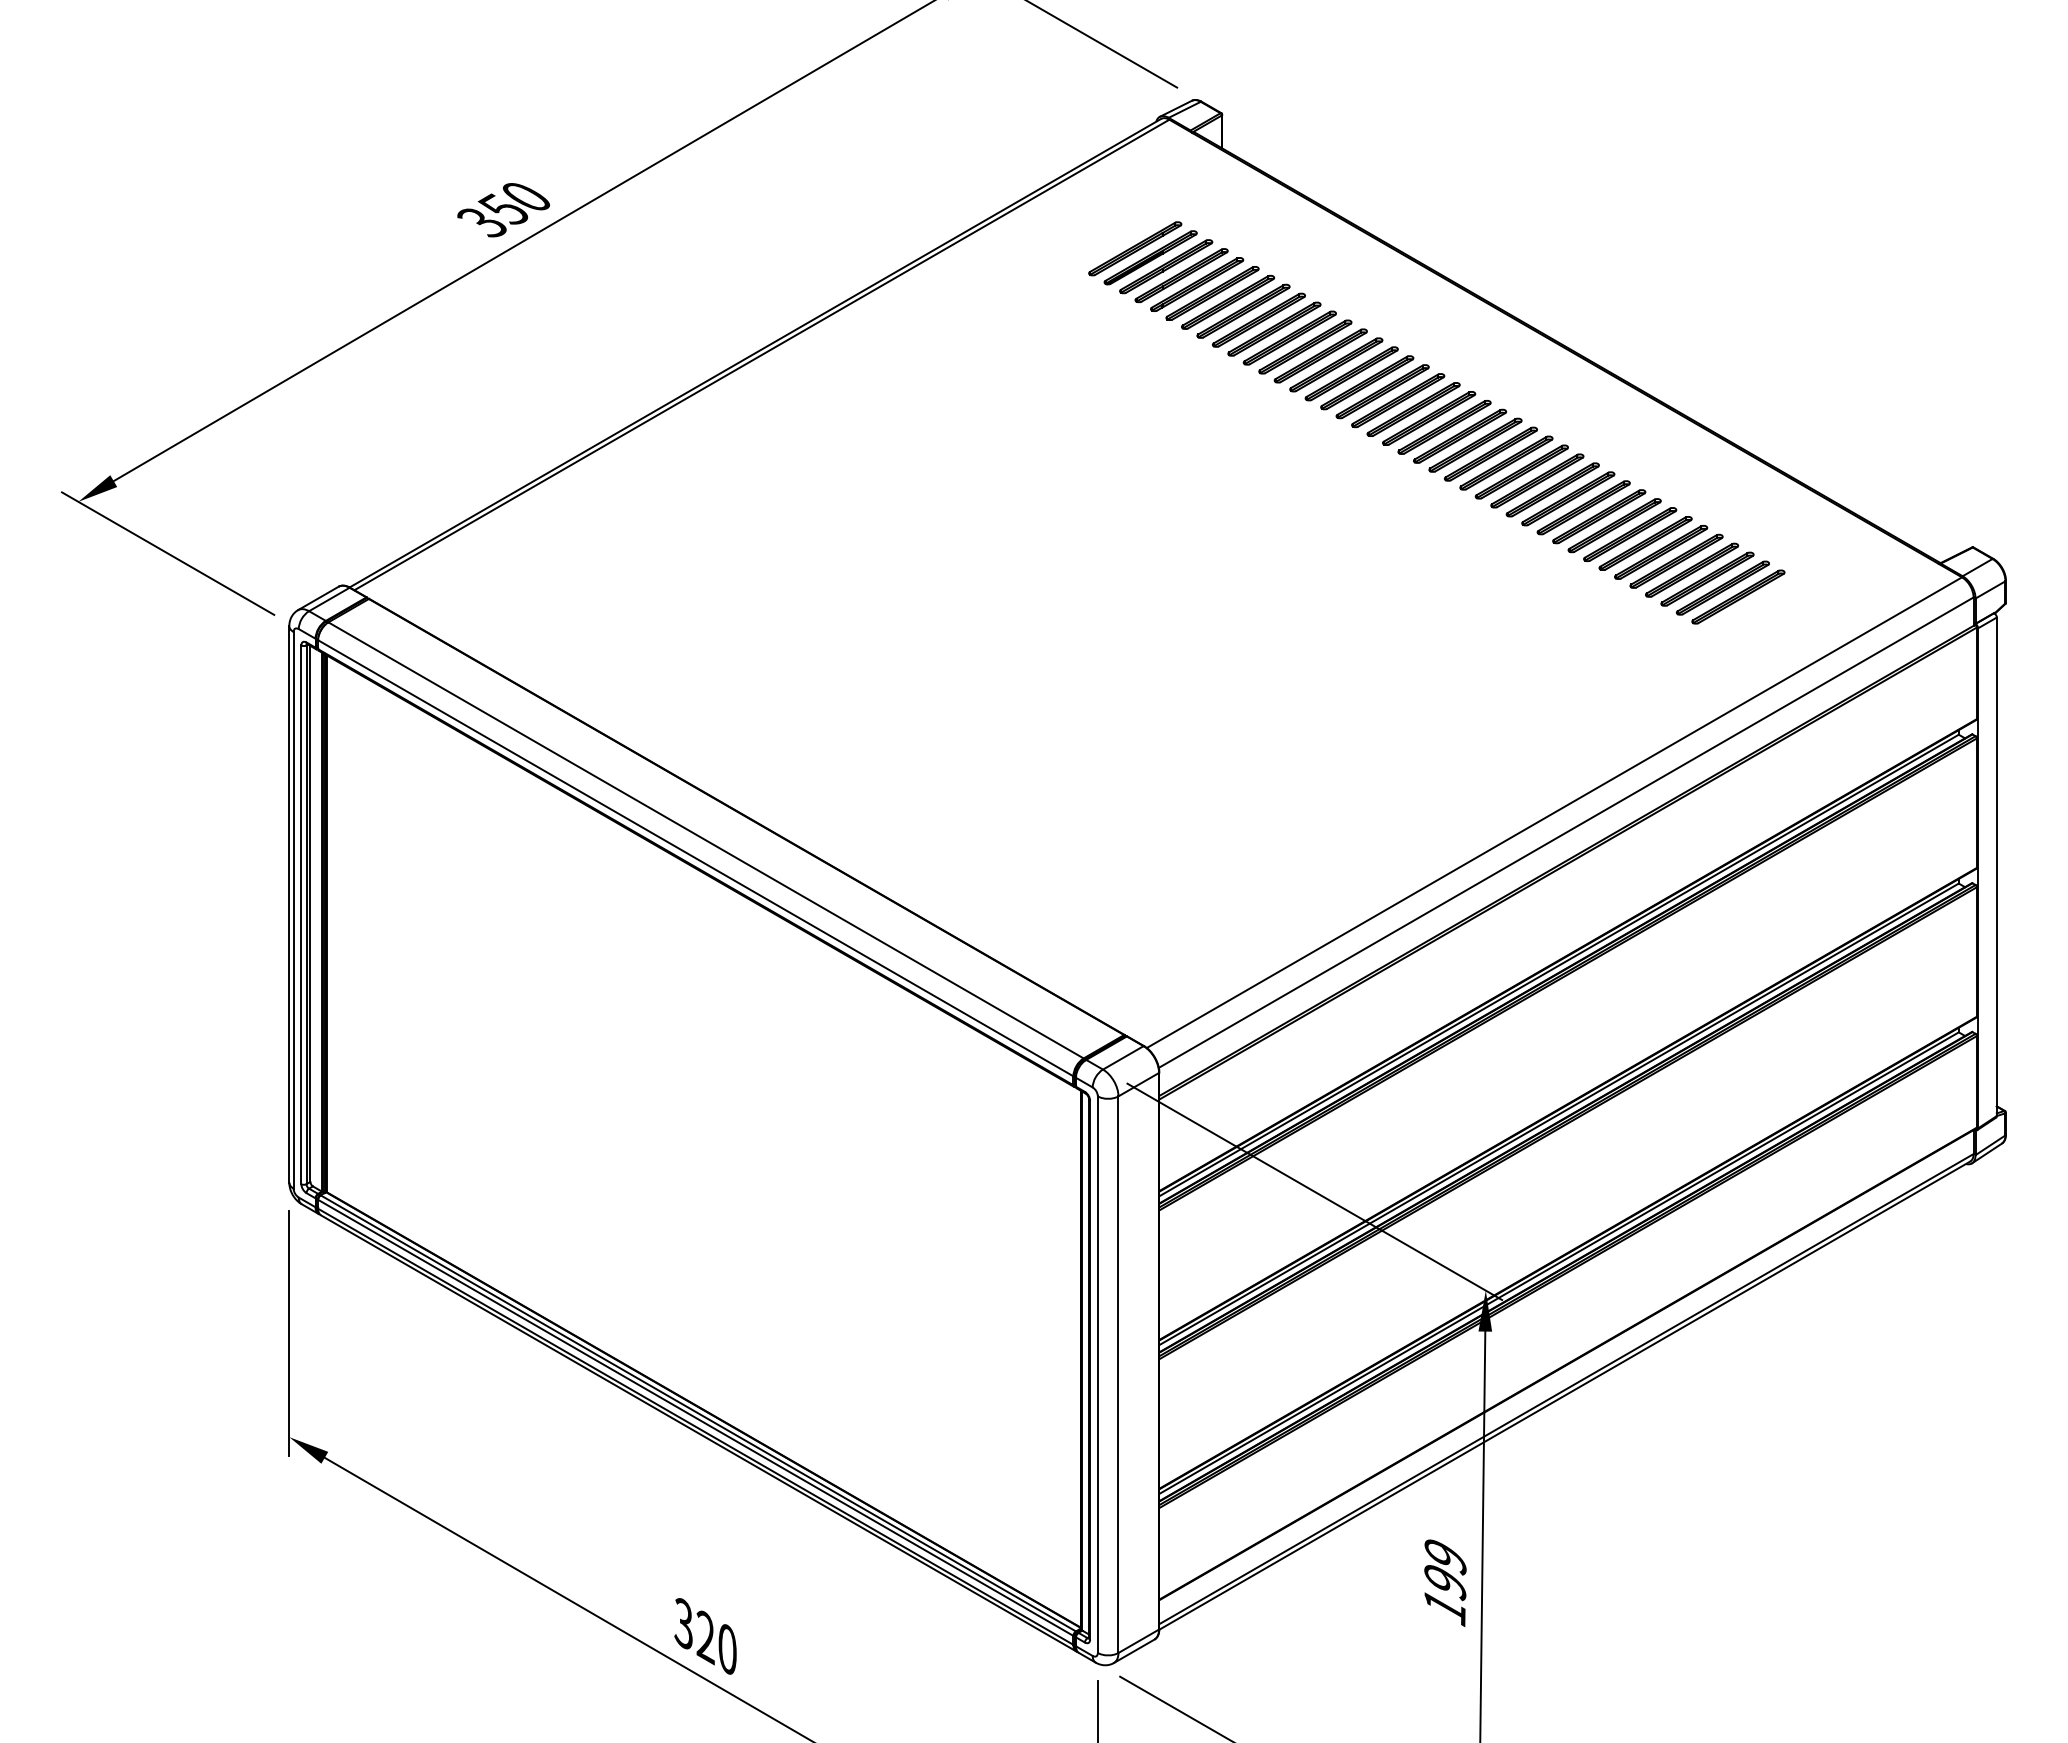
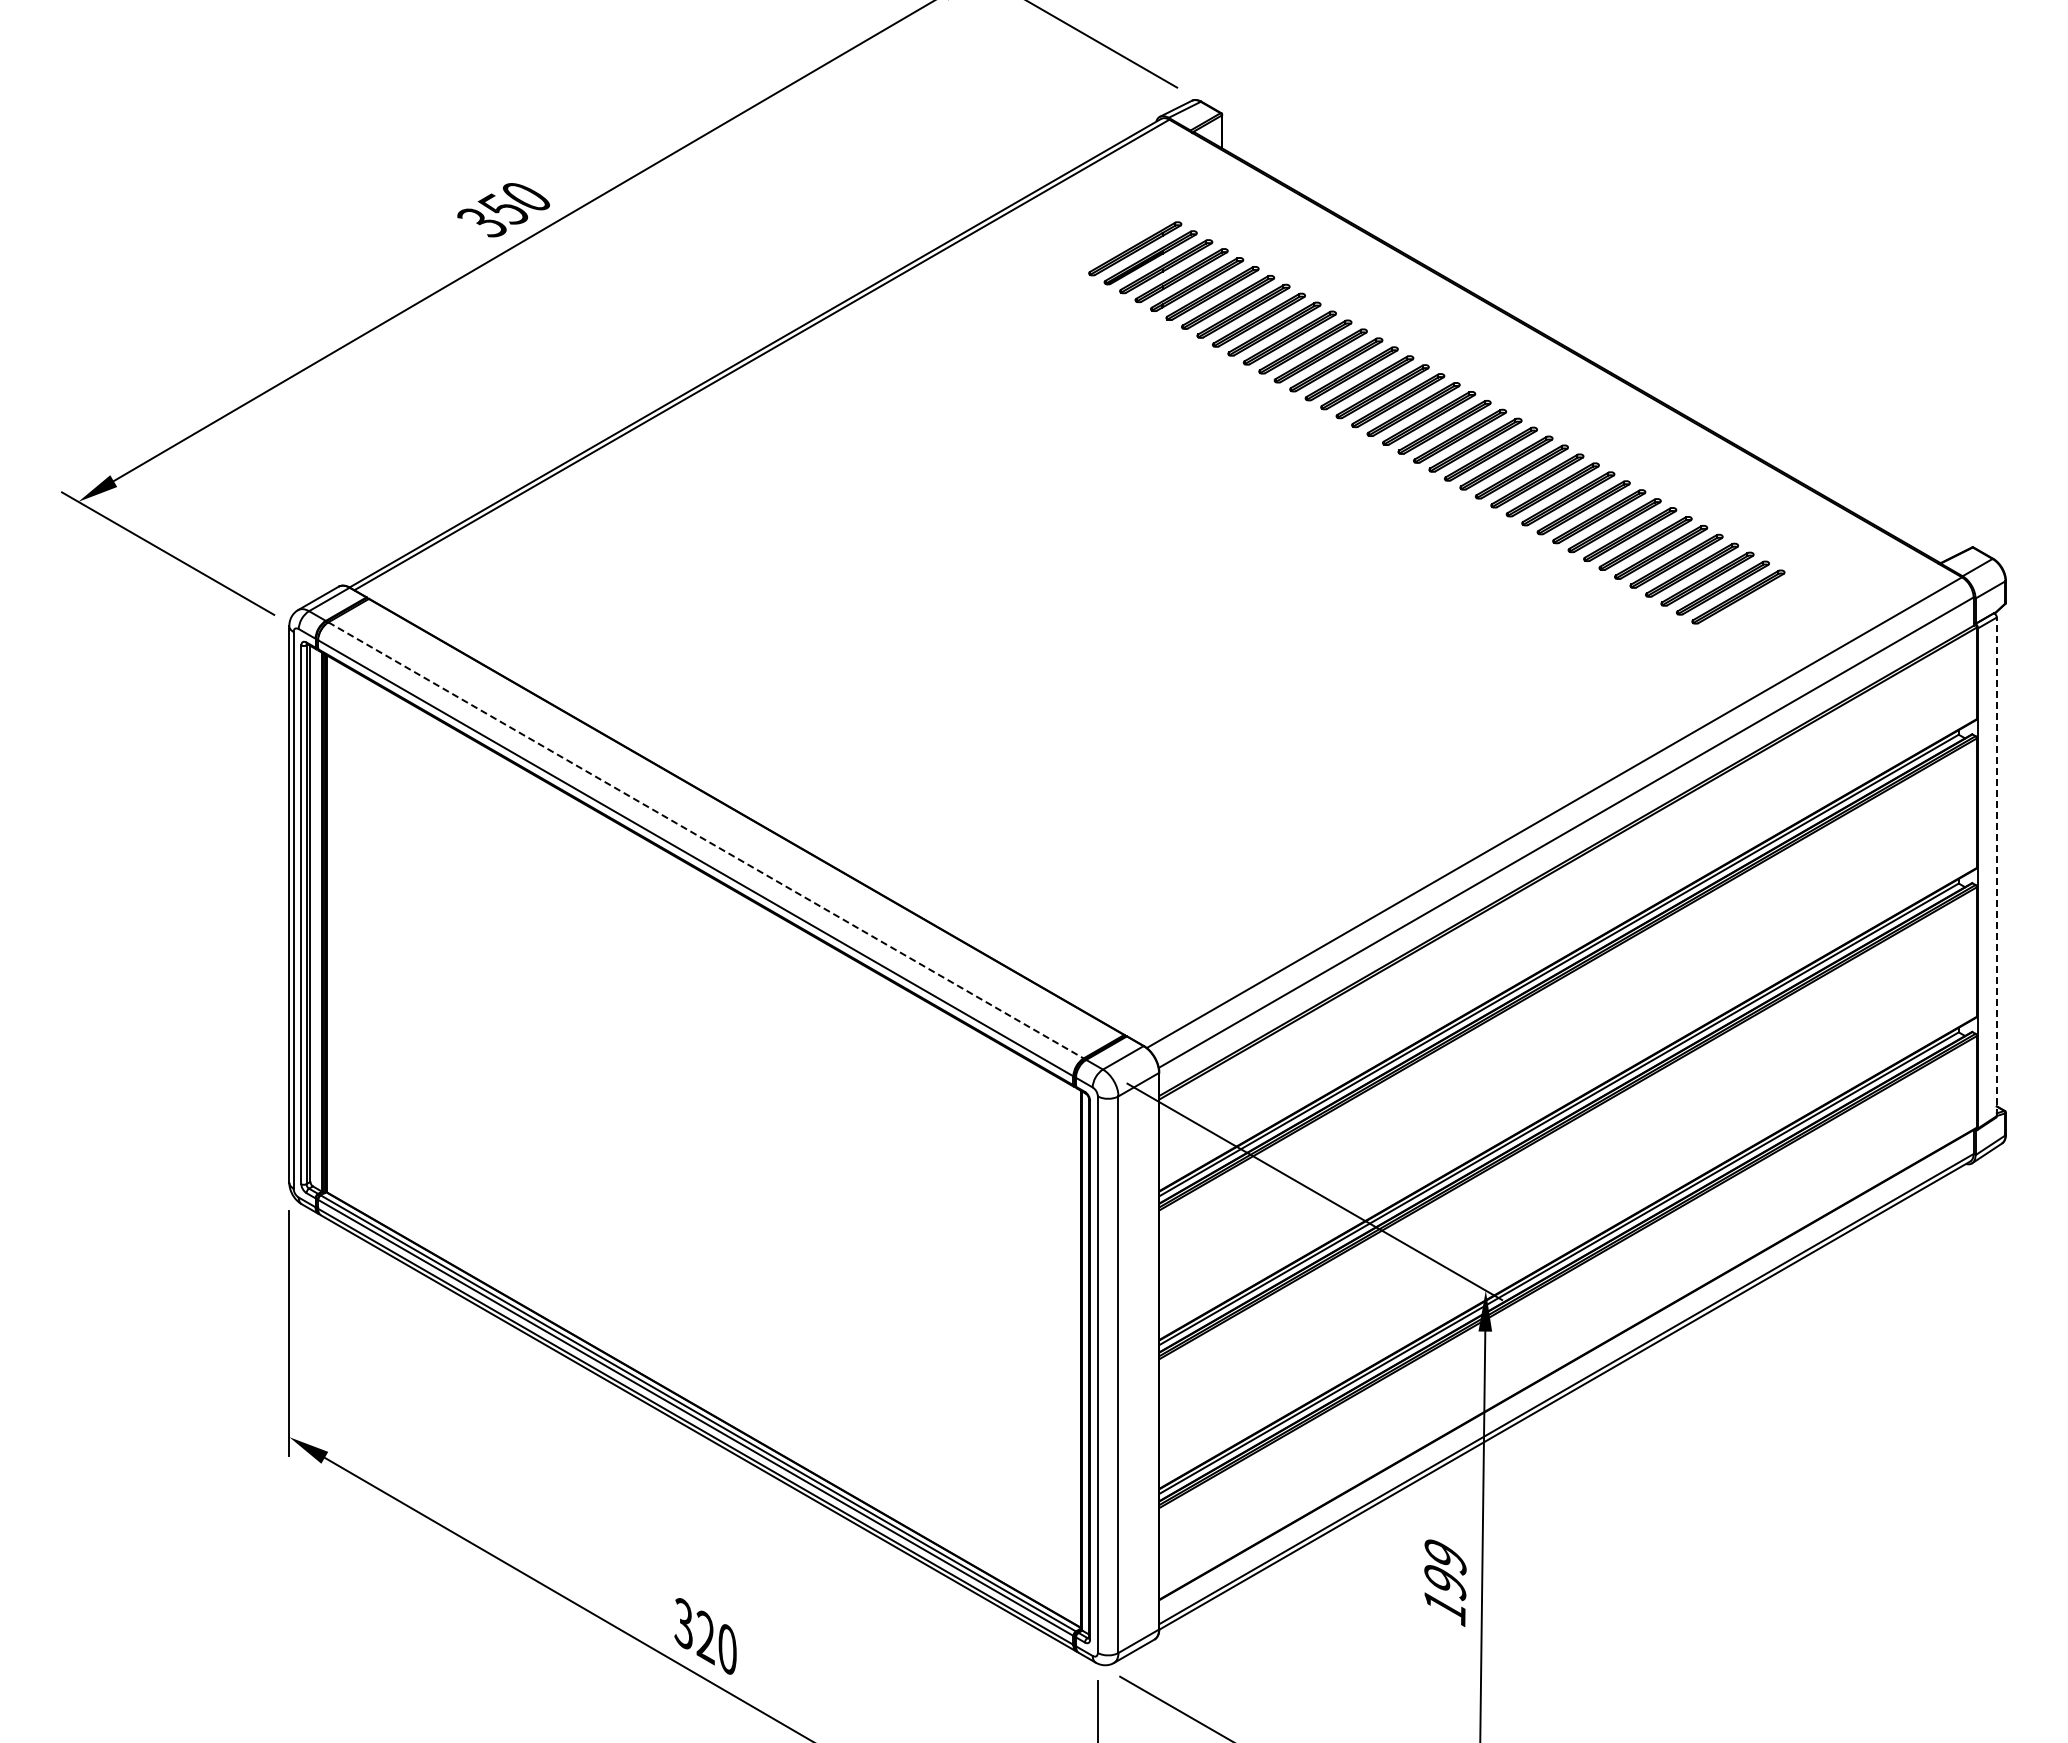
line: solid -> dashed (706, 840)
line: solid -> dashed (1996, 866)
